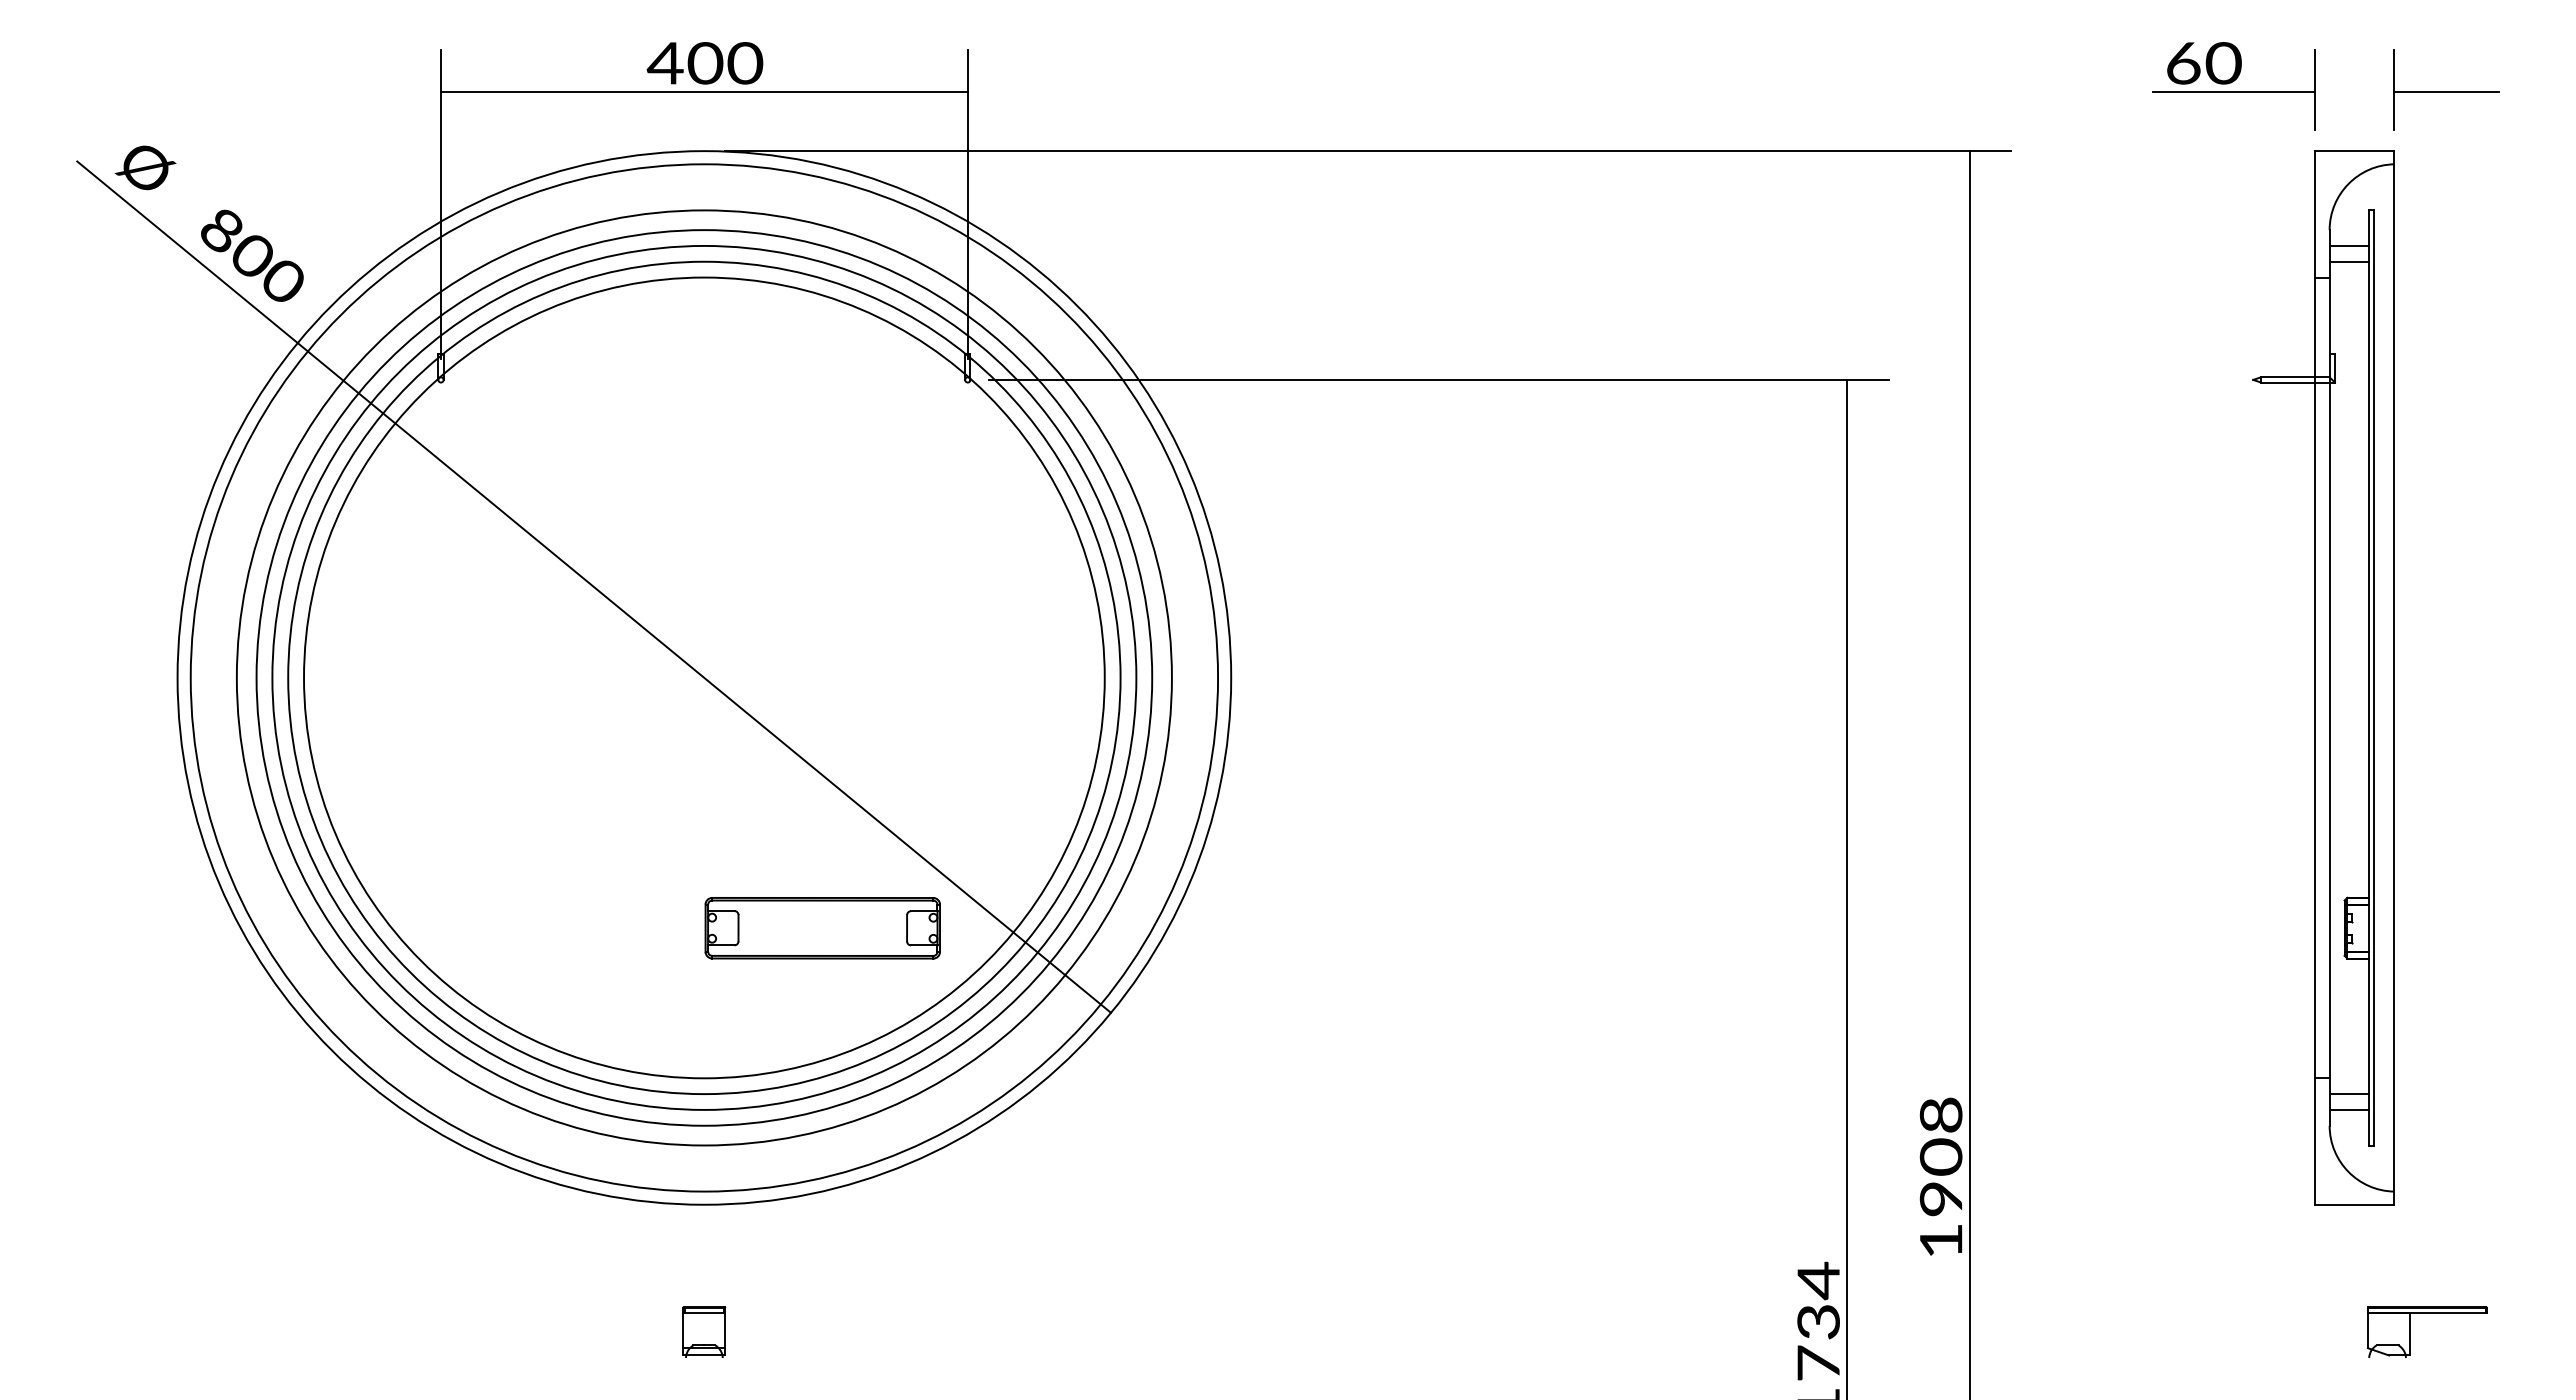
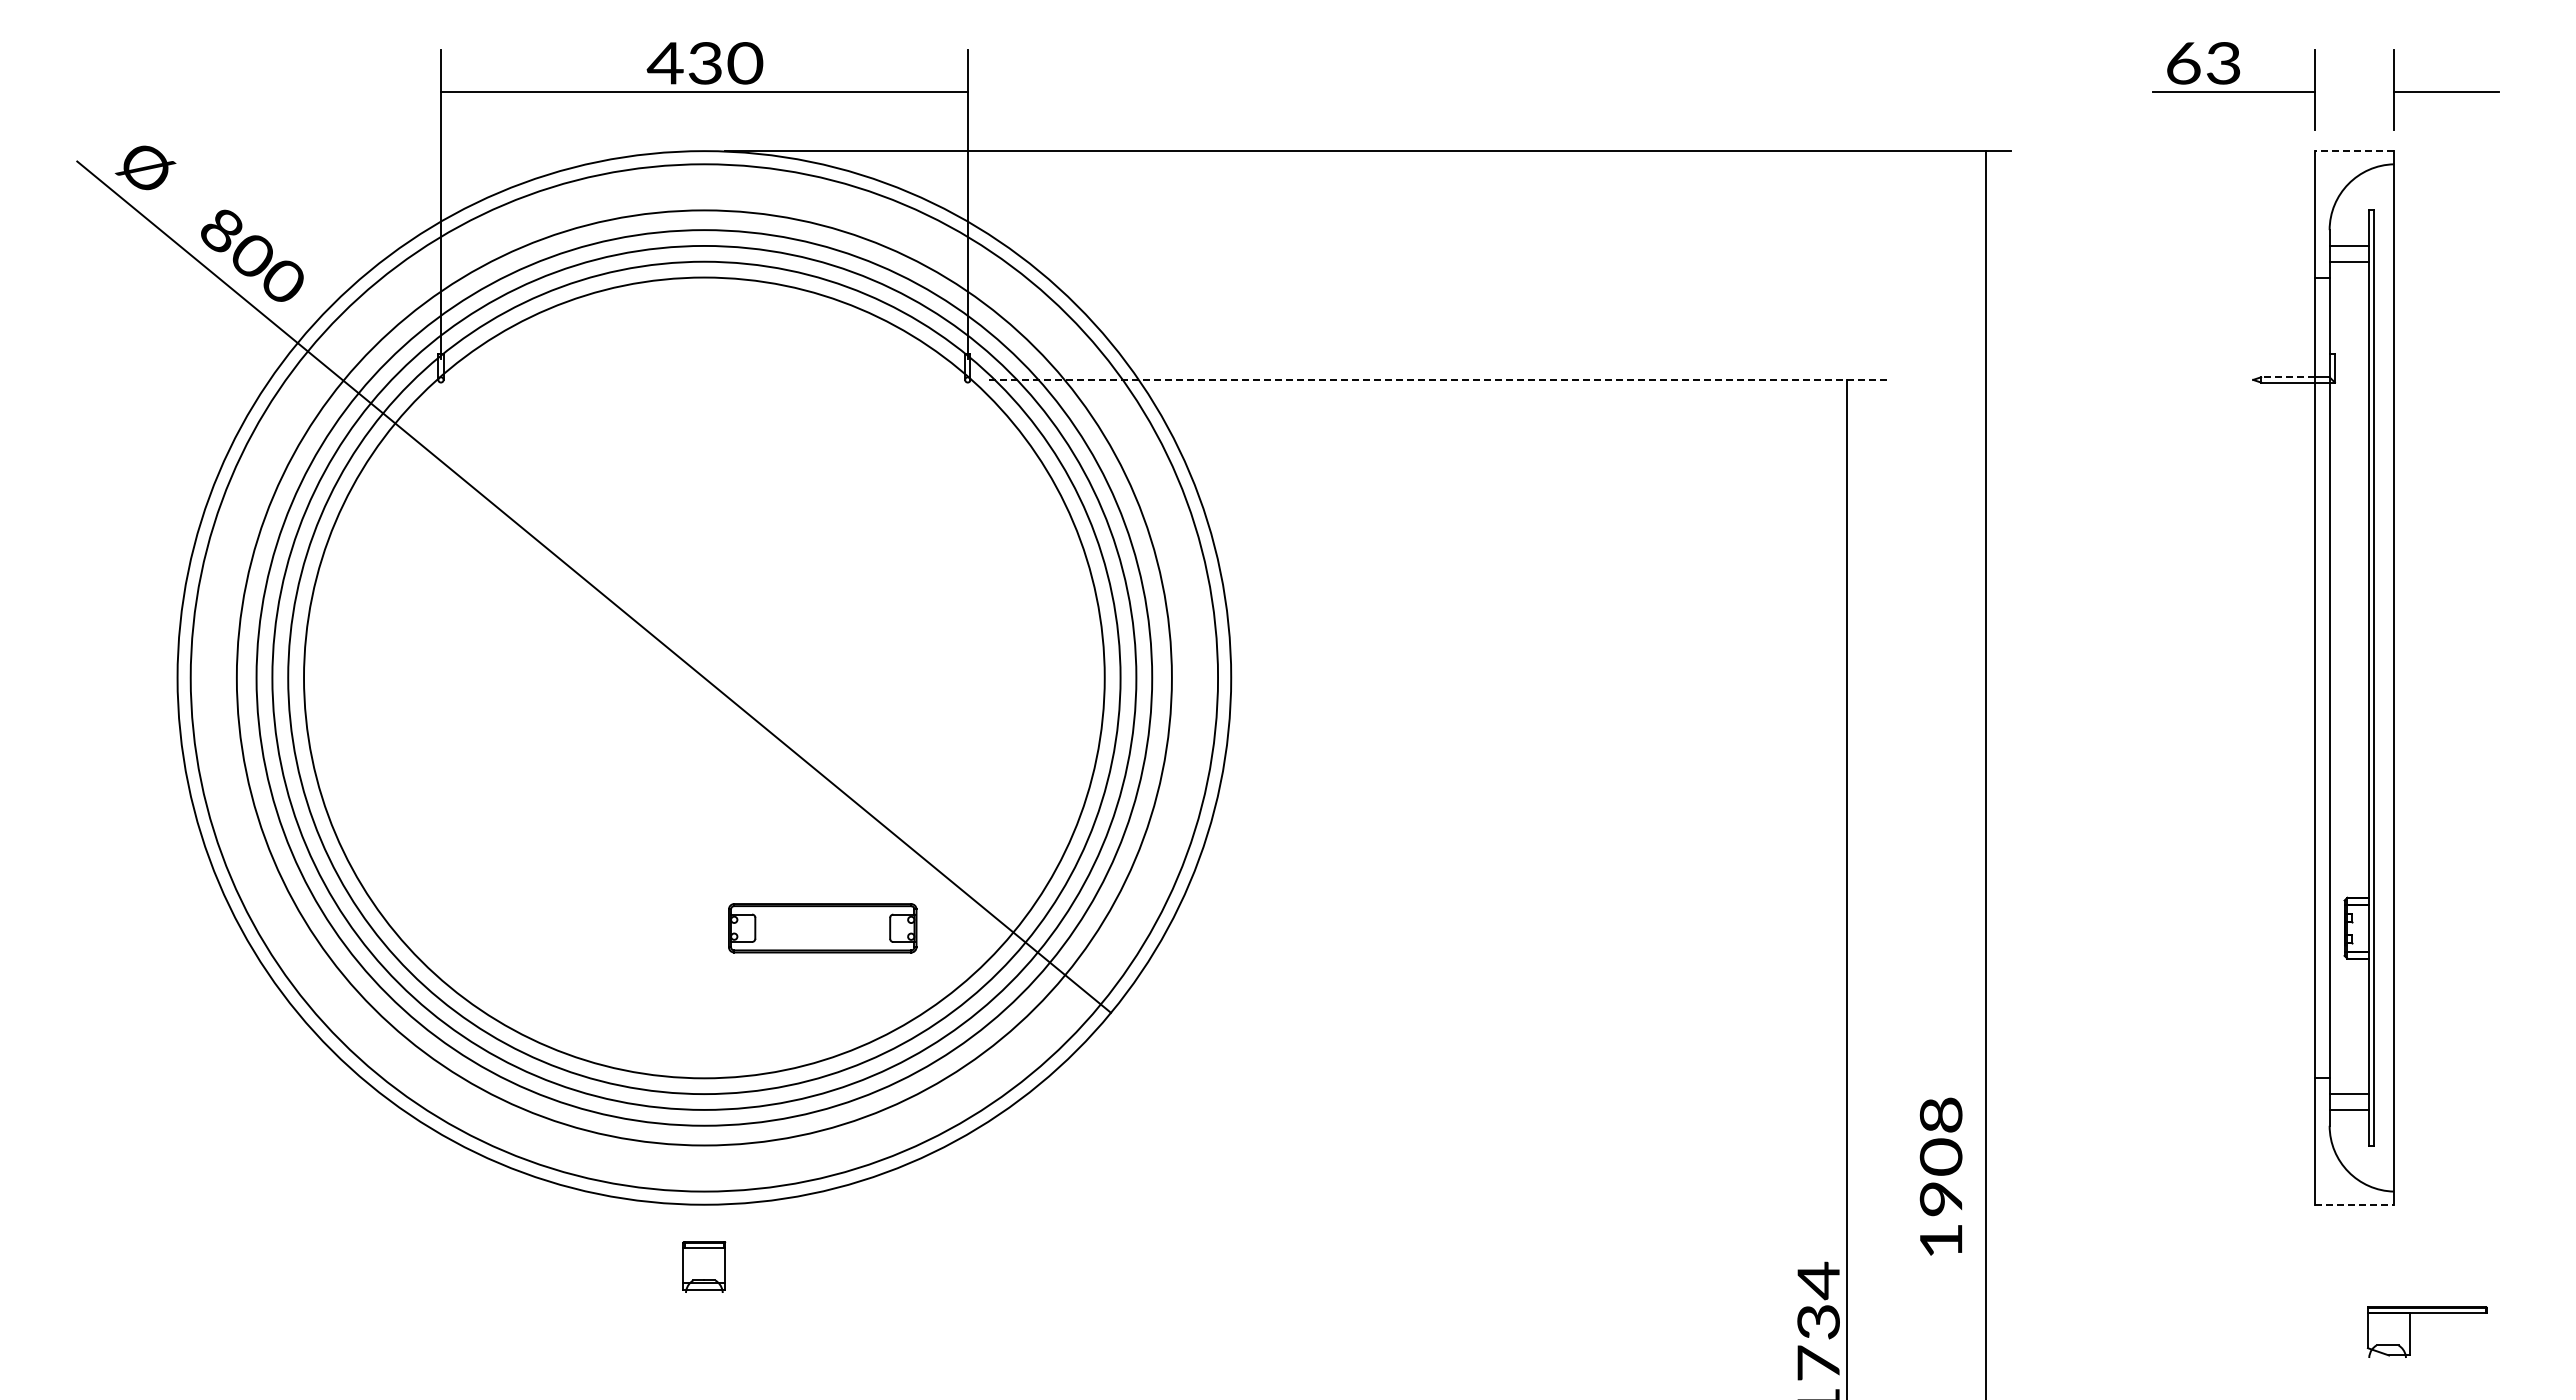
text: 400 -> 430 (705, 63)
text: 60 -> 63 (2223, 63)
line: solid -> dashed (2354, 151)
line: solid -> dashed (2288, 377)
line: solid -> dashed (1439, 379)
line position: (1969, 773) -> (1985, 773) (1985, 773)
part size: 237x63 px -> 190x51 px (822, 928)
line: solid -> dashed (2354, 1204)
part position: (704, 1331) -> (704, 1266) (704, 1266)
